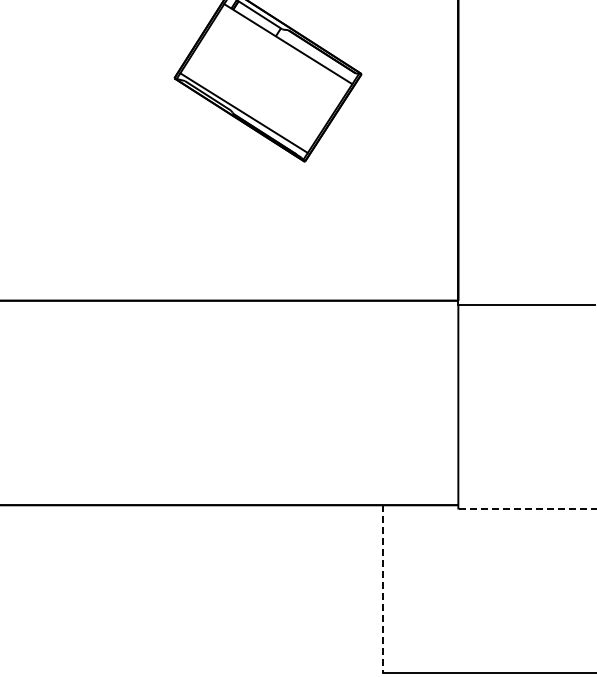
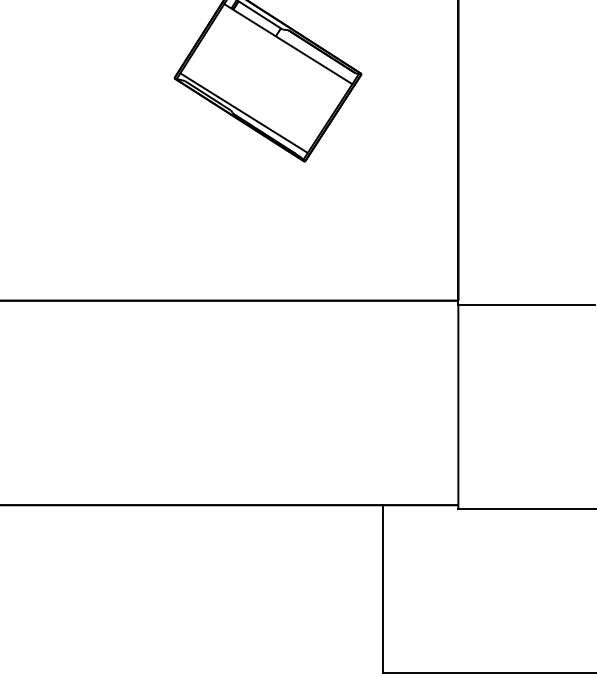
line: dashed -> solid (527, 509)
line: dashed -> solid (382, 588)
